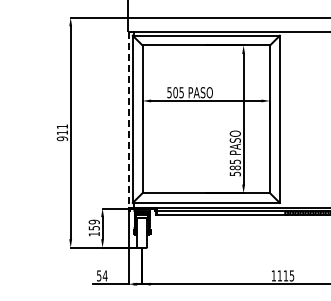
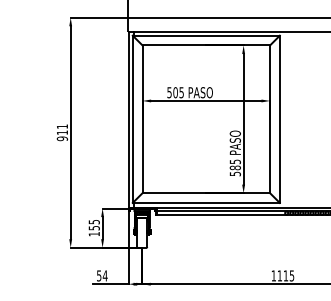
line: dashed -> solid (128, 120)
text: 159 -> 155 (93, 221)
